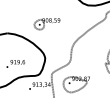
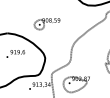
text position: (15, 63) -> (15, 53) (15, 53)
